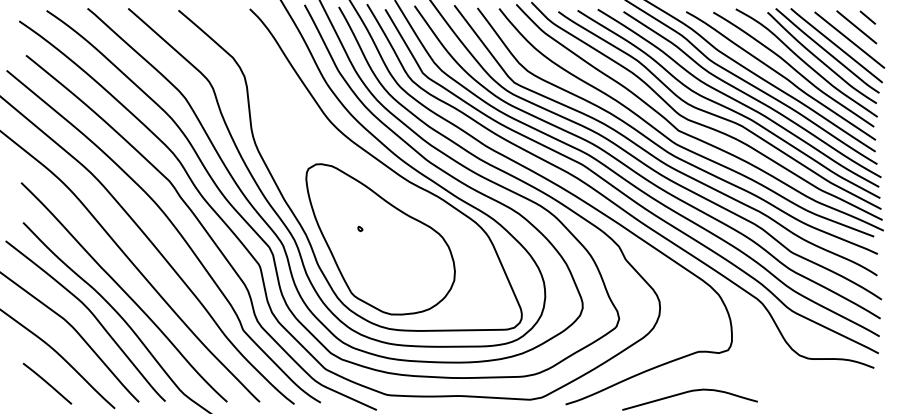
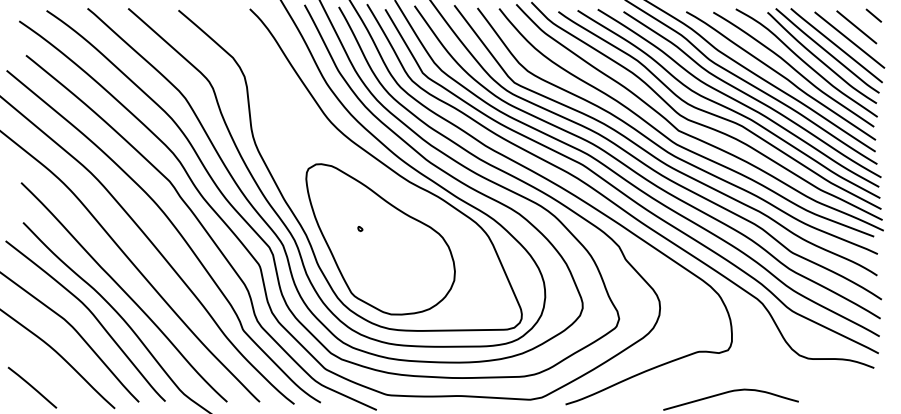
line position: (867, 17) -> (873, 15) (873, 15)
line position: (47, 383) -> (32, 387) (32, 387)
curve position: (686, 393) -> (727, 393) (727, 393)
